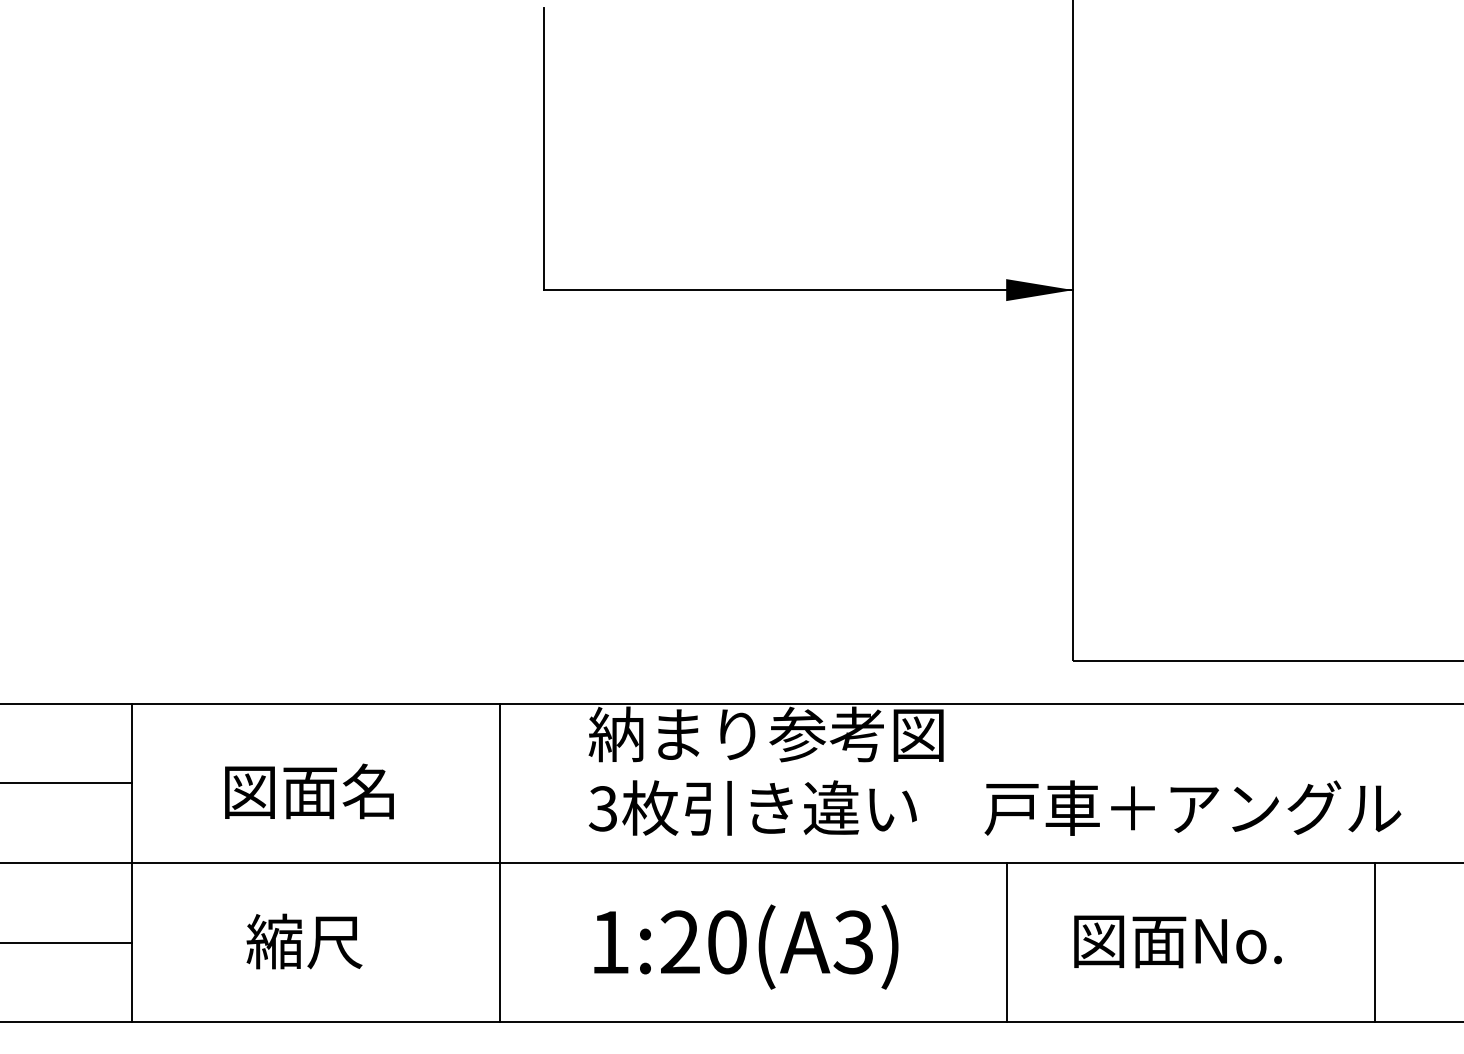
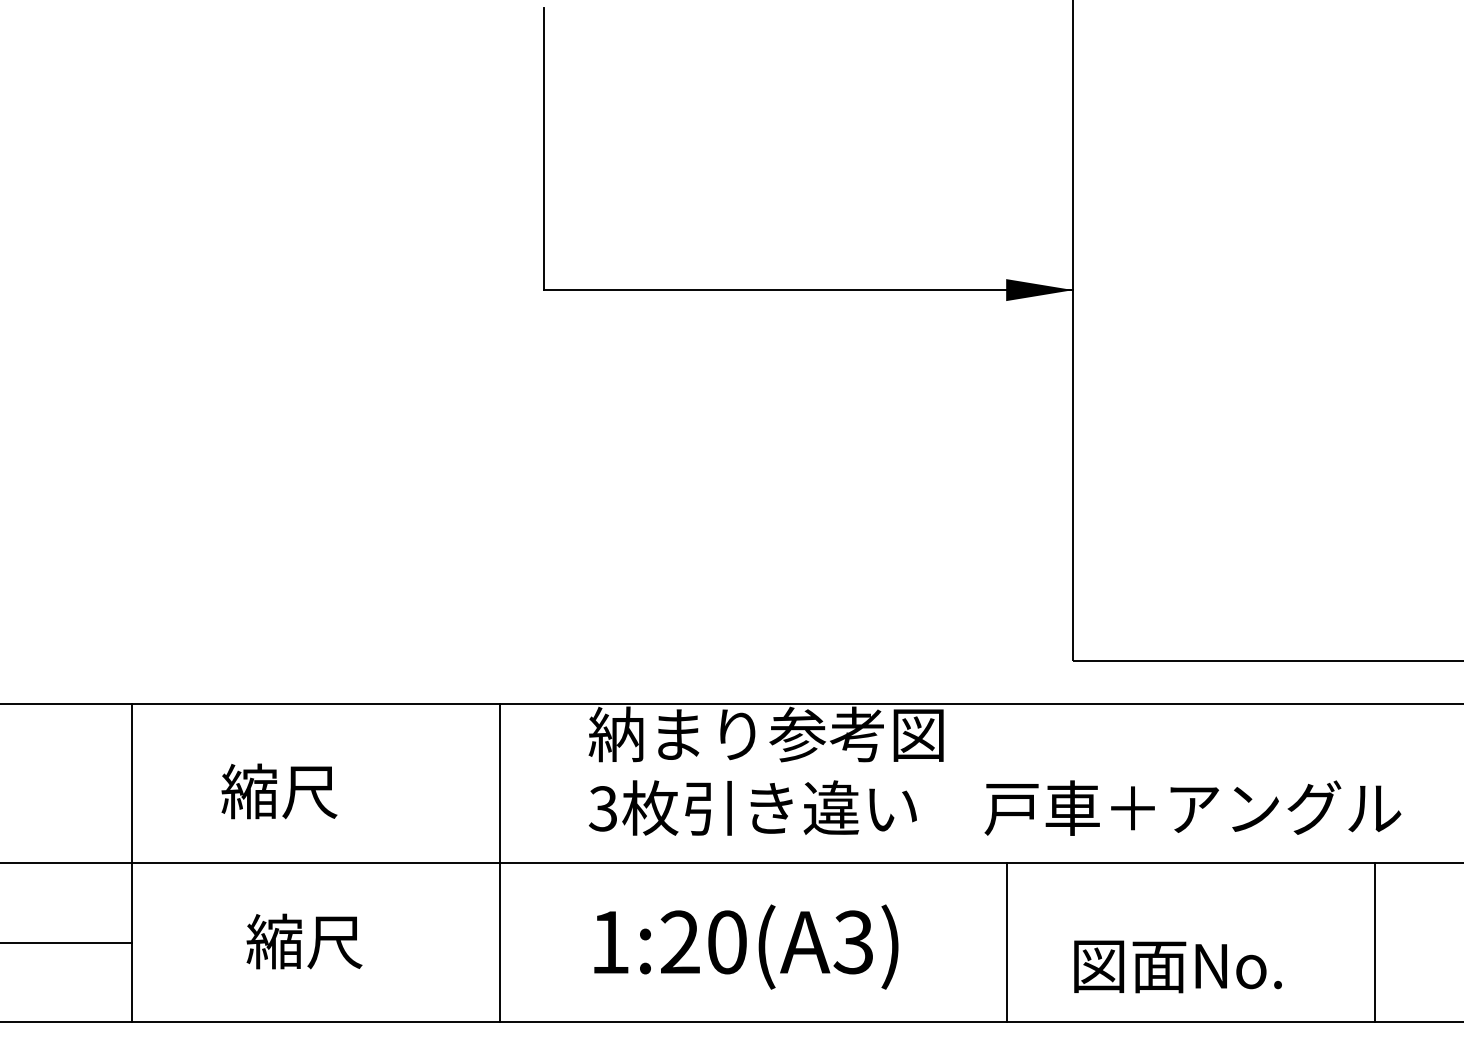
line: present -> none (67, 783)
text: 図面名 -> 縮尺 (307, 791)
text position: (1177, 941) -> (1177, 966) (1177, 966)
